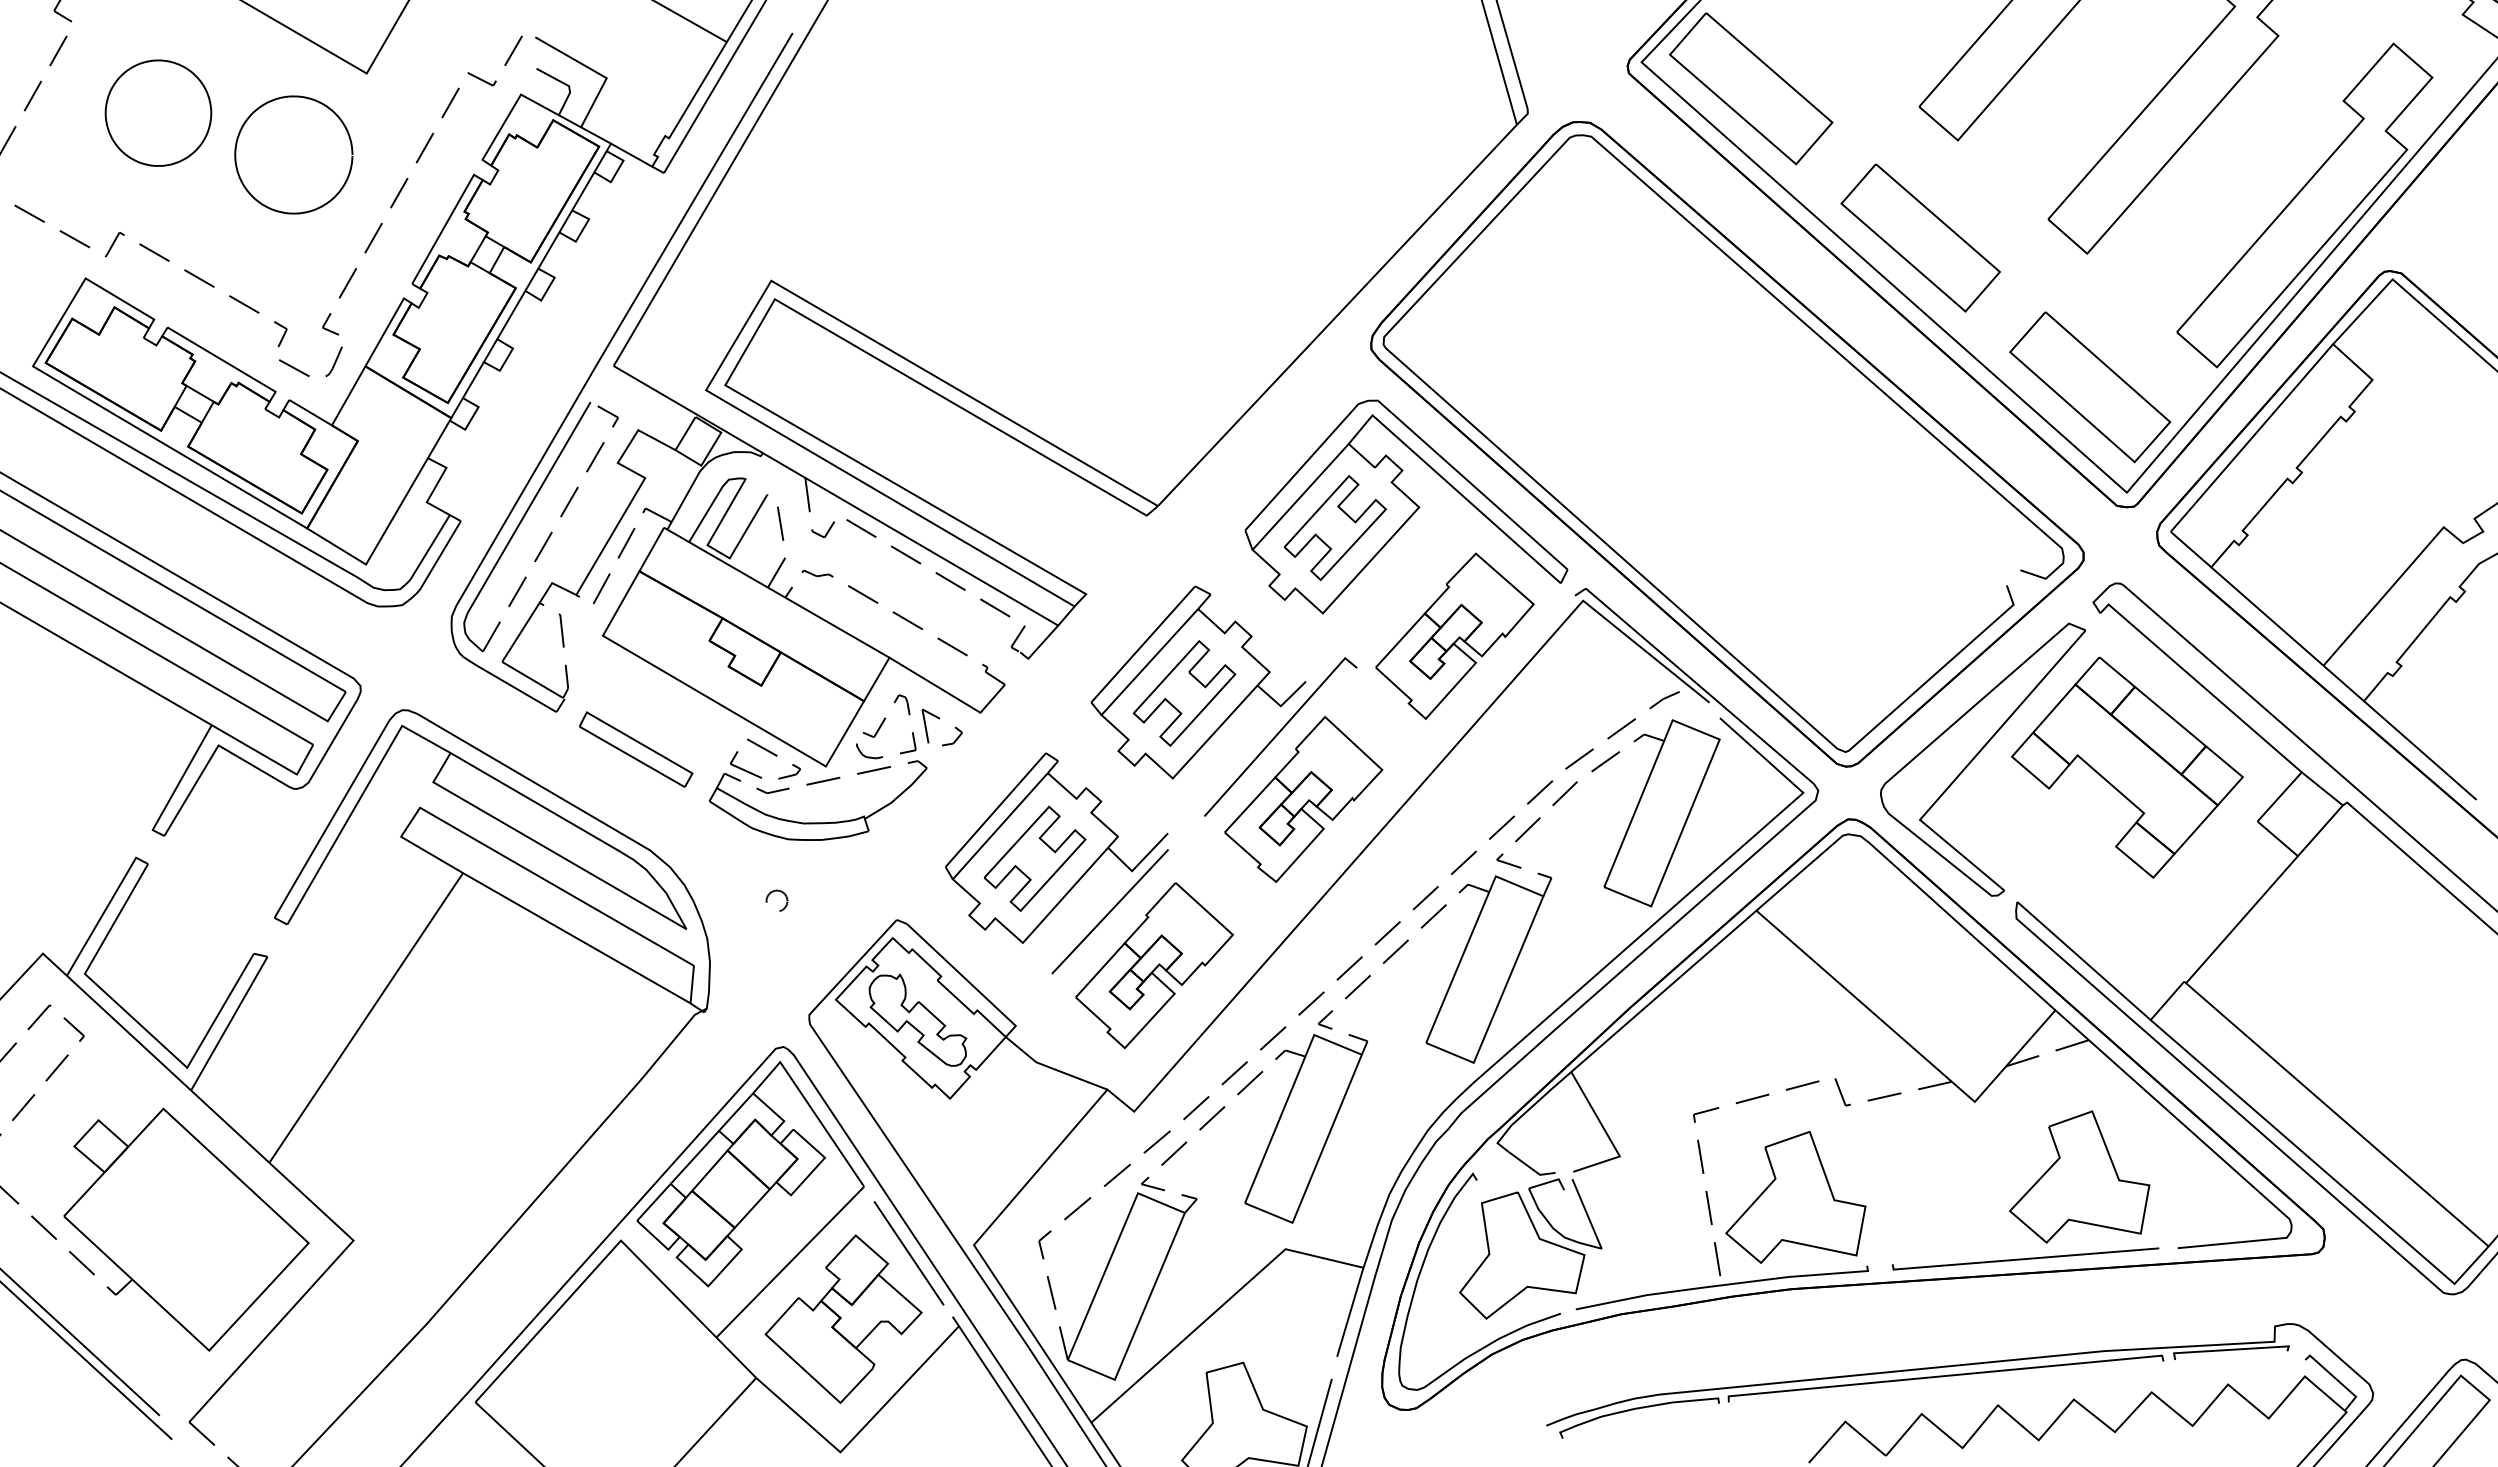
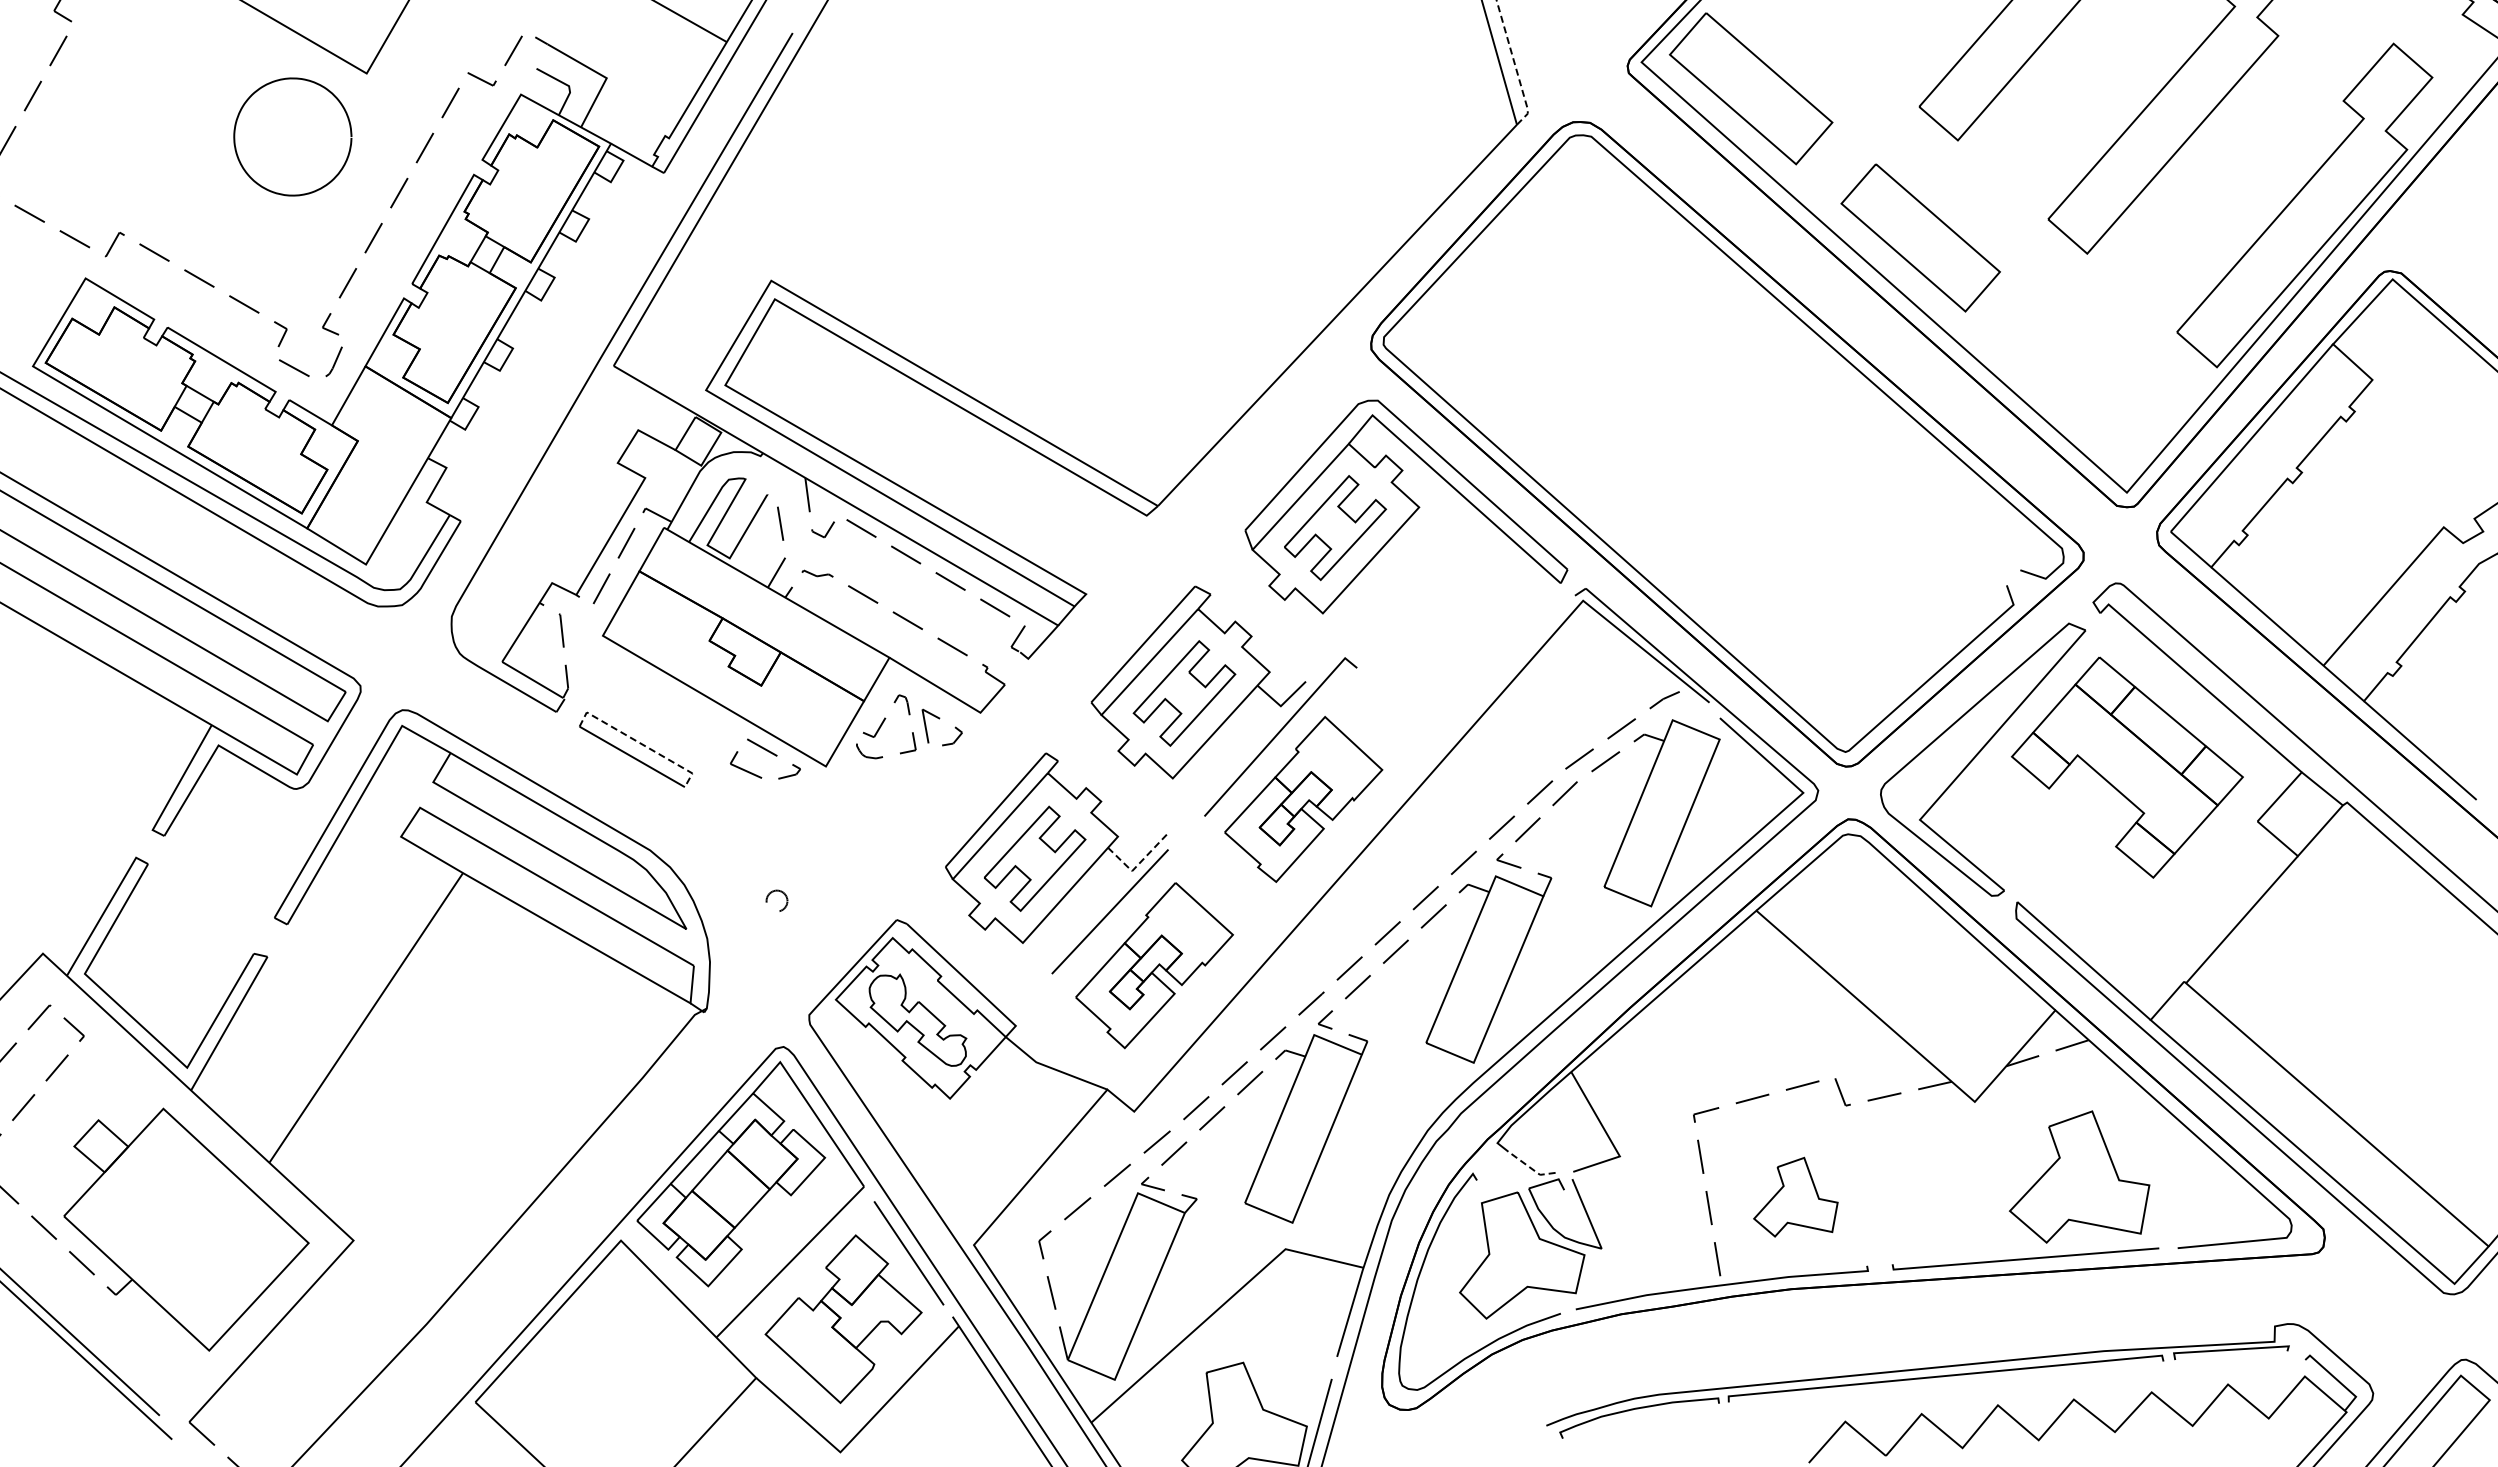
line: solid -> dashed (1515, 65)
curve position: (260, 108) -> (259, 90) (259, 90)
part: present -> none (158, 112)
part: present -> none (2090, 387)
part: present -> none (550, 532)
part: present -> none (1454, 635)
line: solid -> dashed (640, 743)
part: present -> none (814, 784)
line: solid -> dashed (1138, 864)
line: solid -> dashed (1530, 1167)
part size: 142x134 px -> 86x82 px (1795, 1196)
